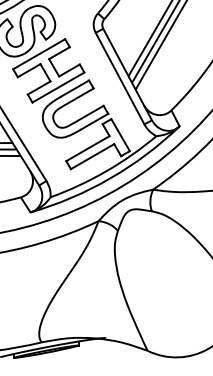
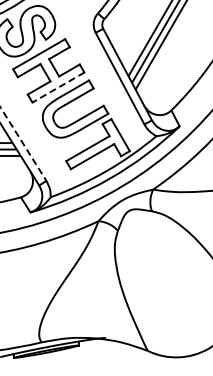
line: solid -> dashed (58, 87)
line: solid -> dashed (23, 143)
